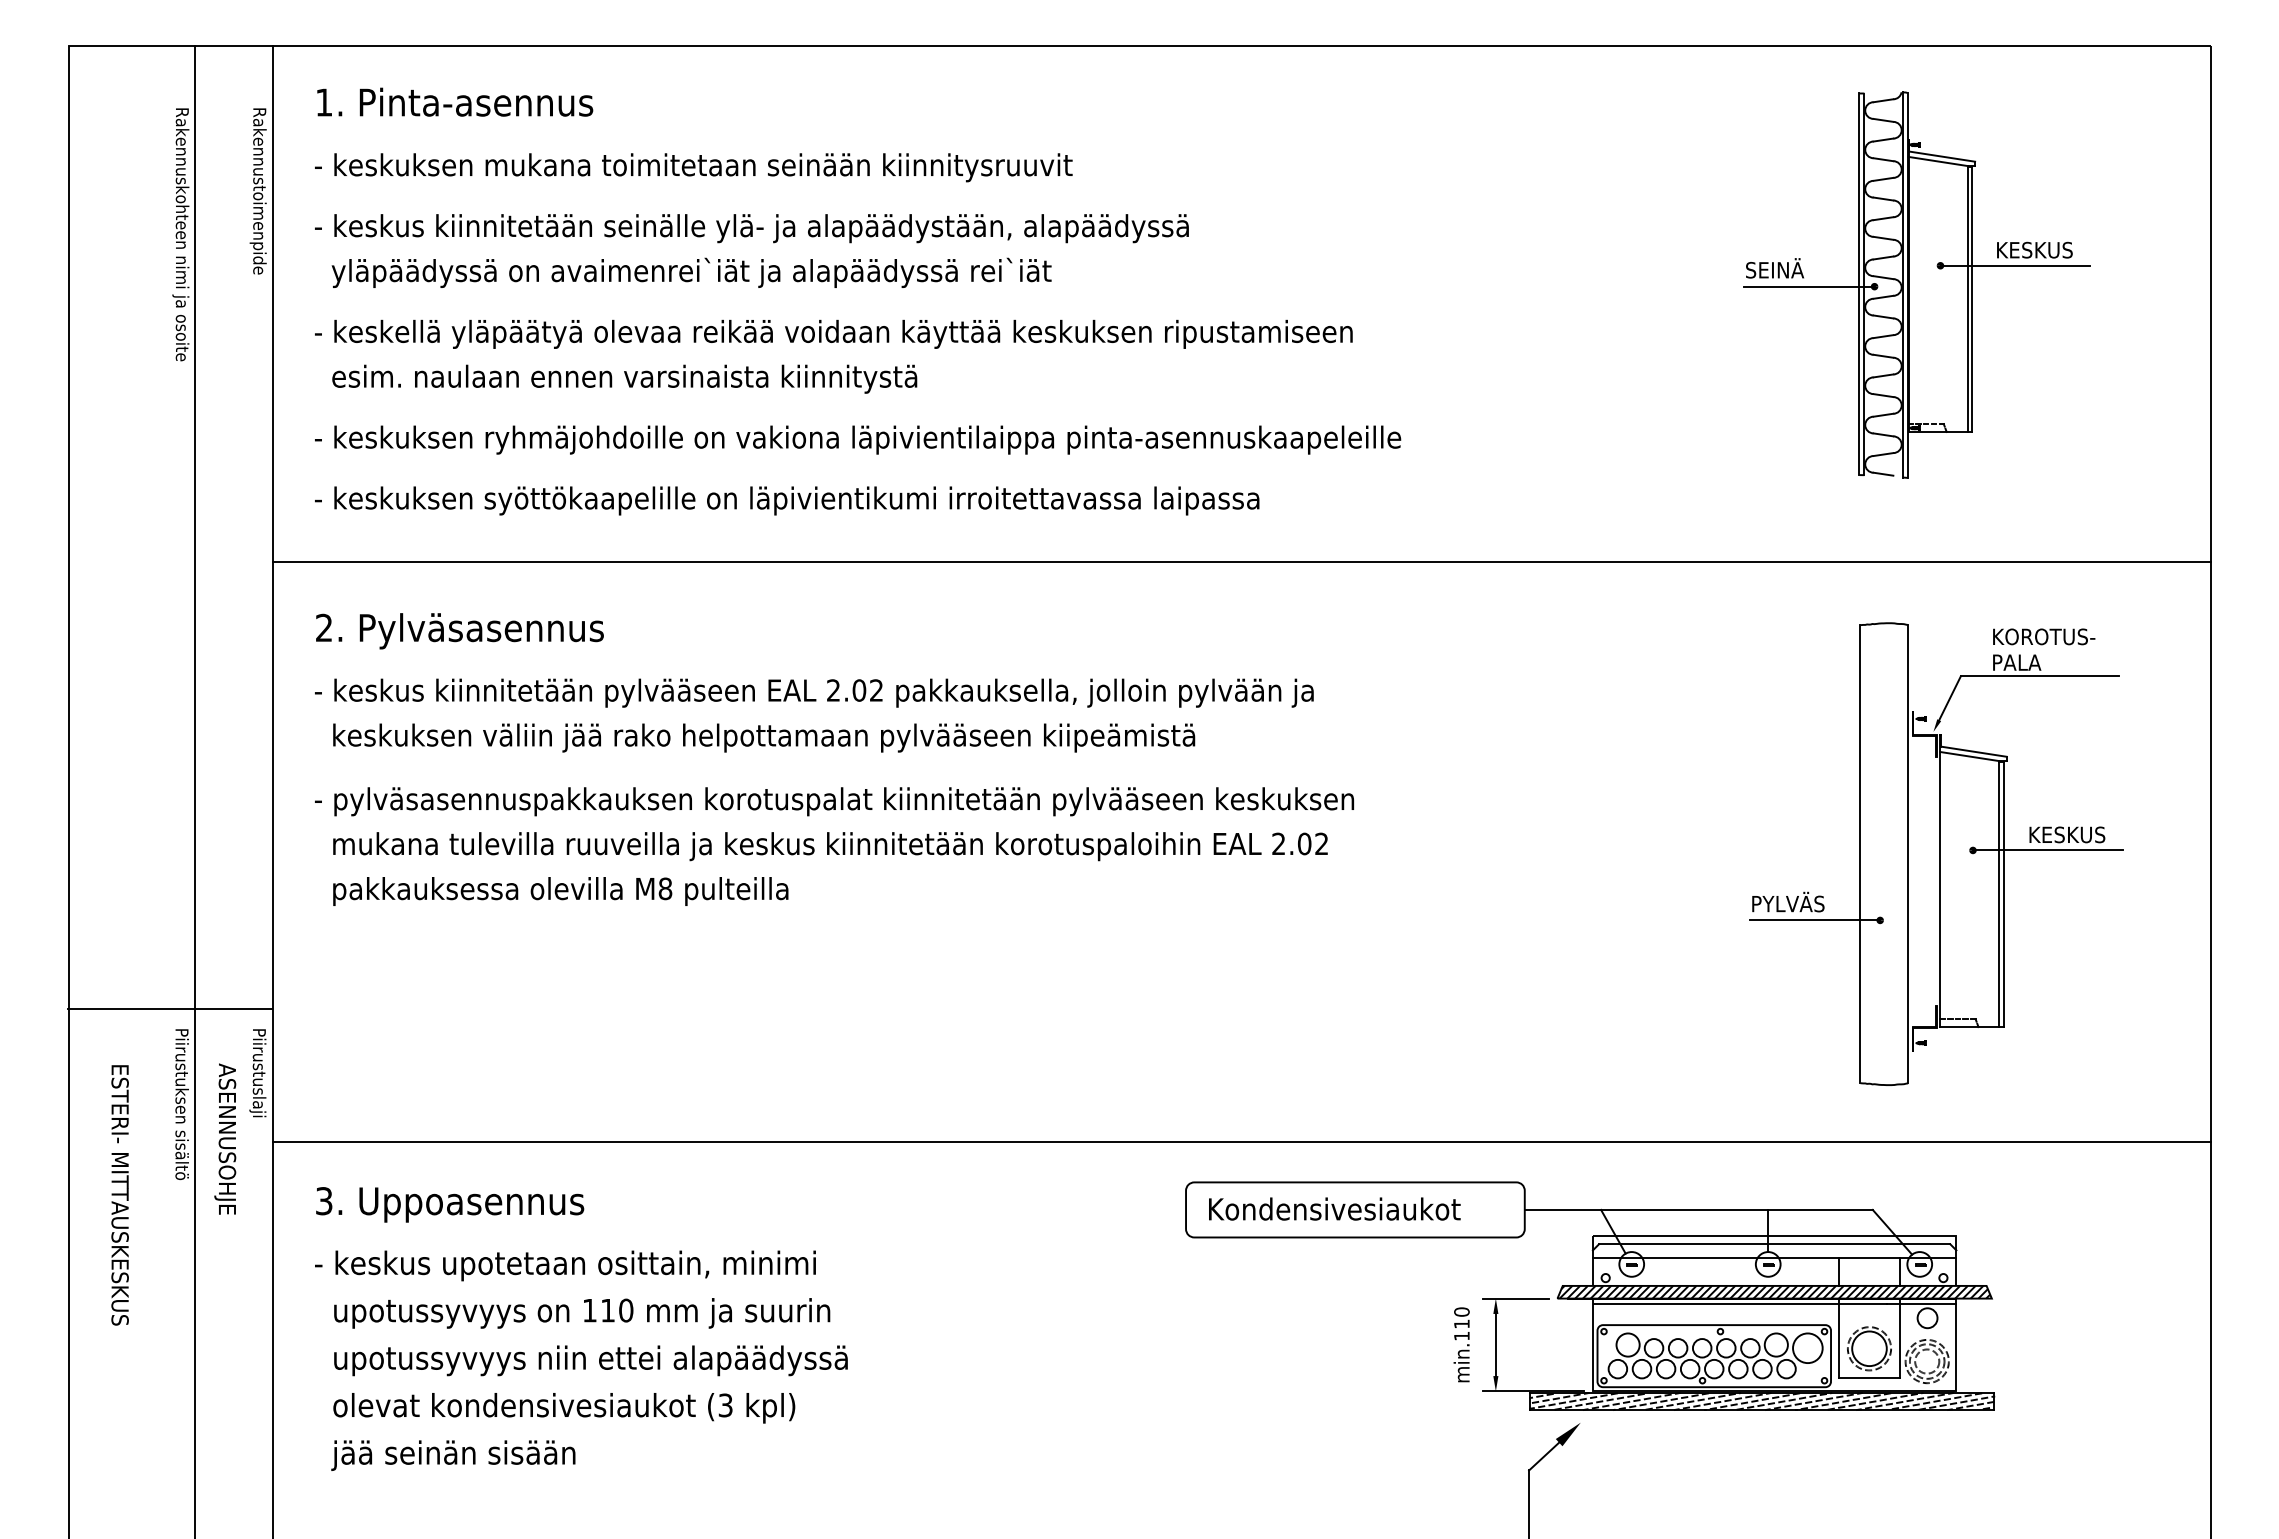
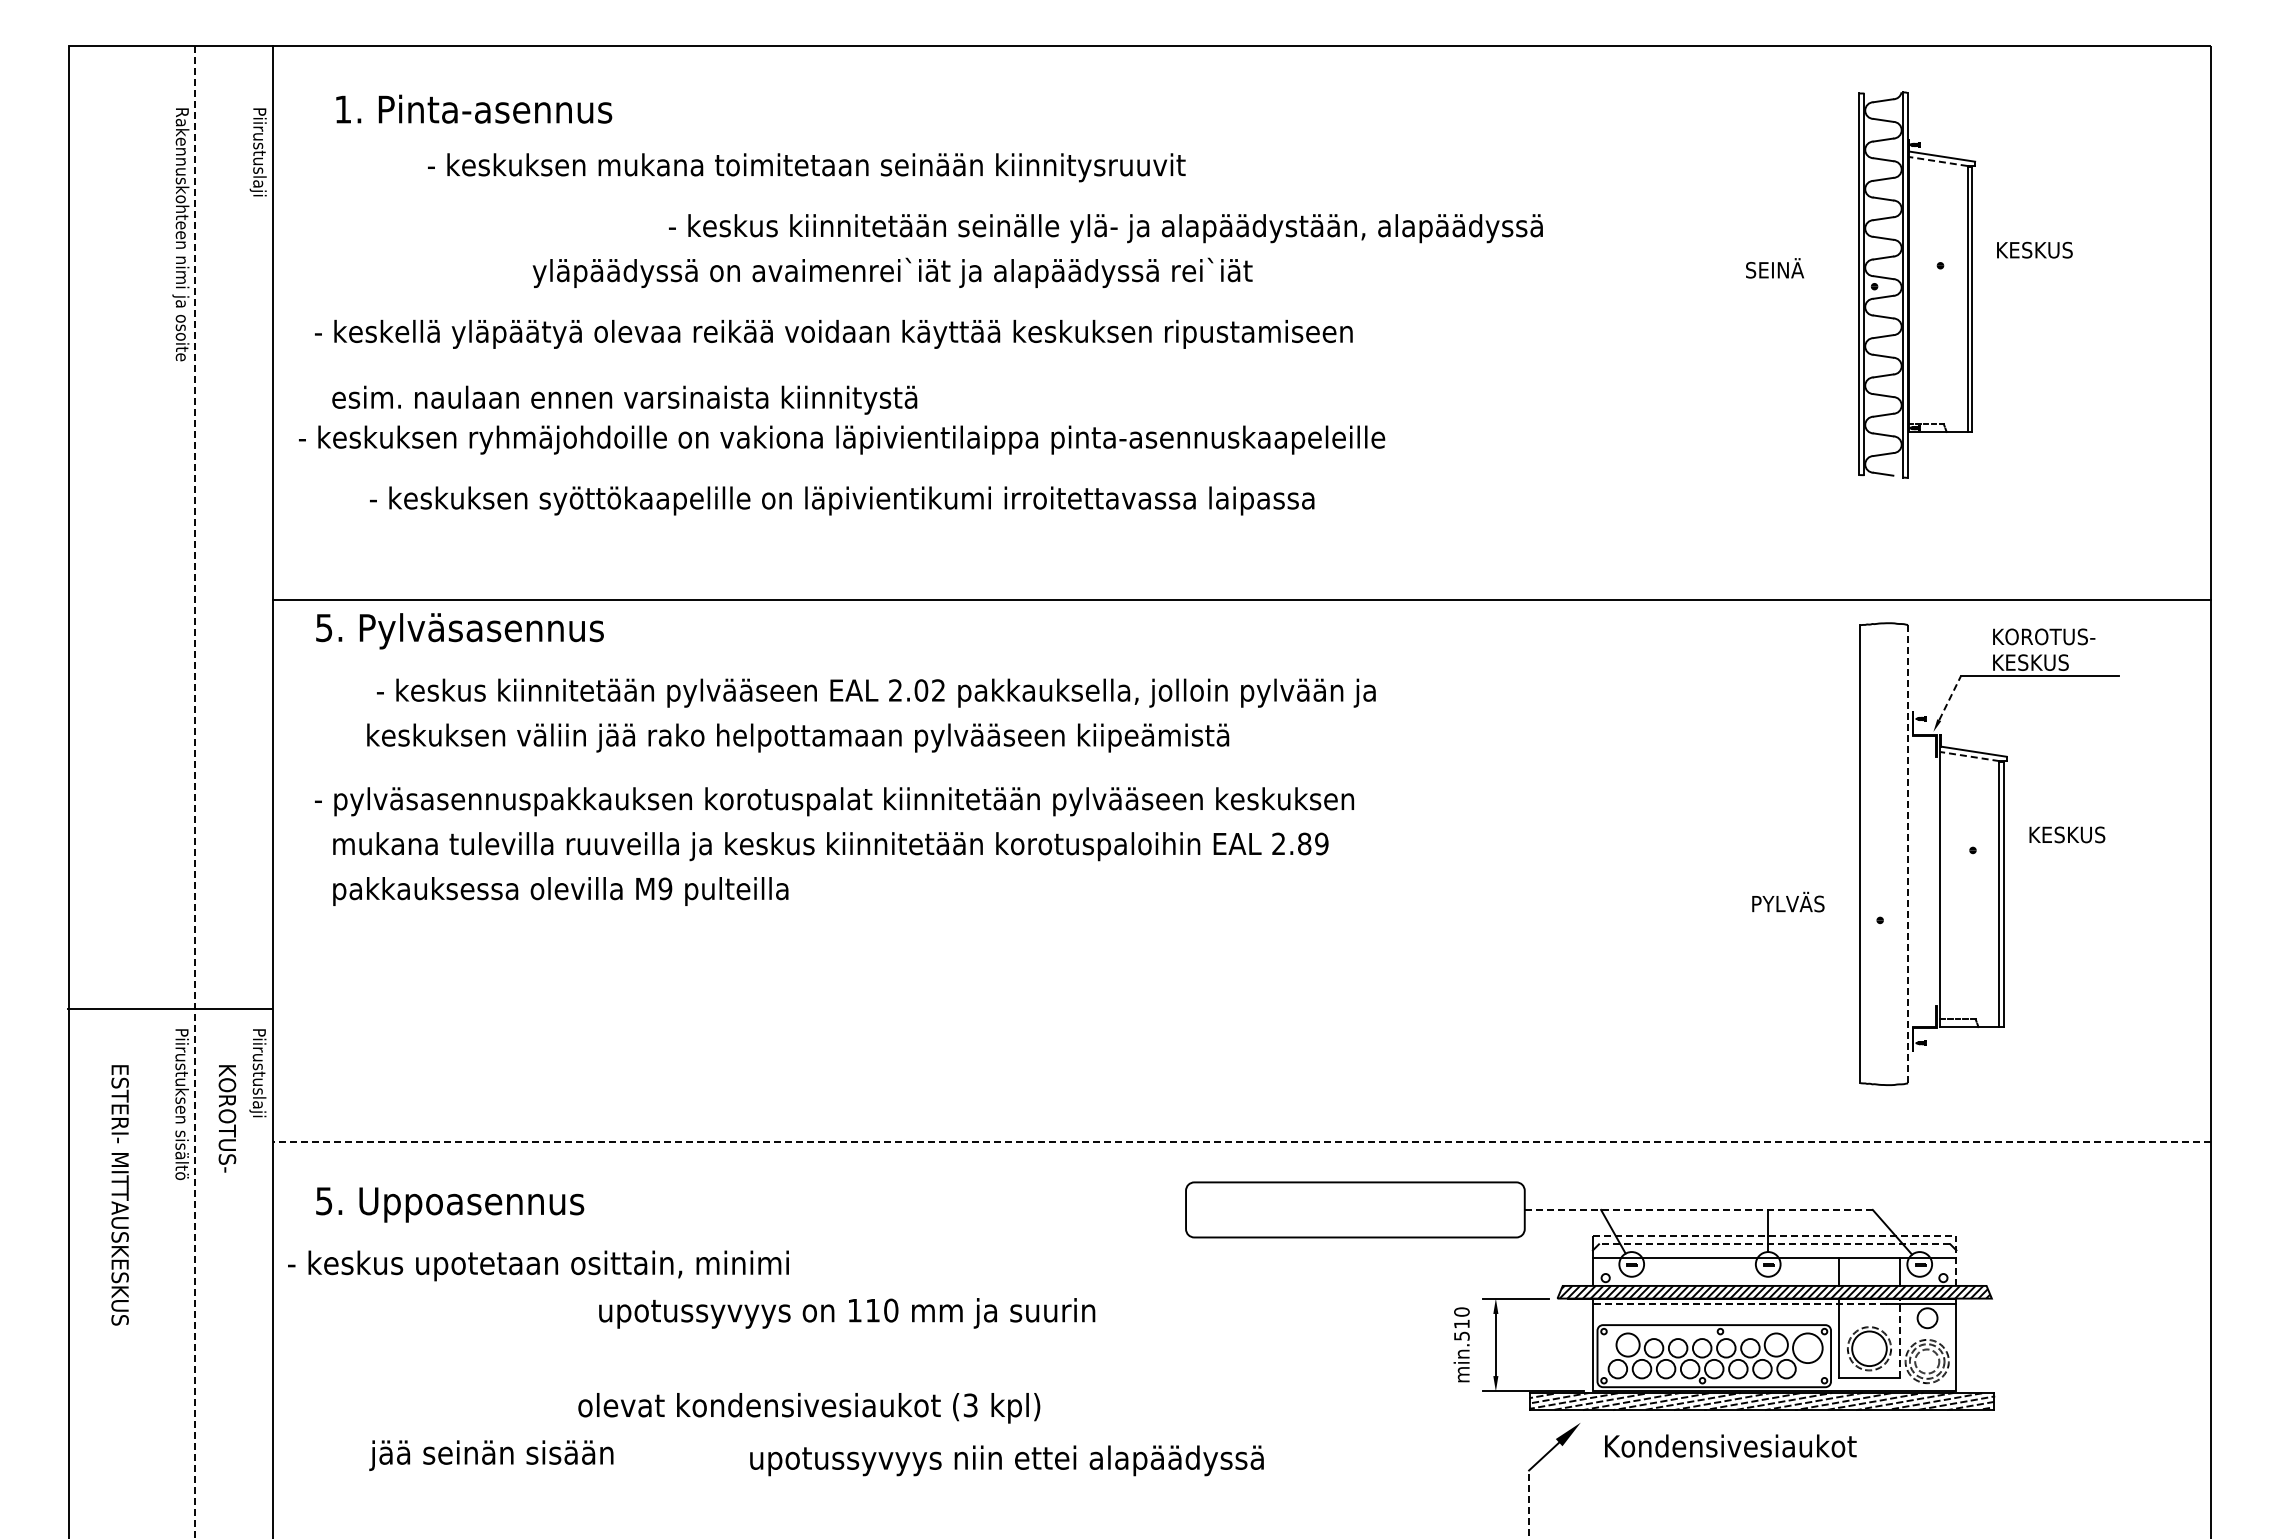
text position: (455, 101) -> (474, 108) (474, 108)
line: solid -> dashed (1938, 161)
text position: (693, 167) -> (806, 167) (806, 167)
text: Rakennustoimenpide -> Piirustuslaji (257, 192)
text position: (751, 228) -> (1105, 228) (1105, 228)
line: present -> none (2015, 265)
text position: (691, 272) -> (892, 272) (892, 272)
line: present -> none (1809, 286)
text position: (624, 378) -> (624, 399) (624, 399)
text position: (858, 439) -> (842, 439) (842, 439)
text position: (787, 500) -> (842, 500) (842, 500)
line position: (1241, 562) -> (1241, 600) (1241, 600)
text: 2. -> 5. (324, 627)
text: PALA -> KESKUS (2031, 662)
text position: (814, 692) -> (876, 692) (876, 692)
line: solid -> dashed (1950, 698)
text position: (764, 737) -> (798, 737) (798, 737)
line: solid -> dashed (1969, 756)
line: solid -> dashed (195, 792)
text: 2.02 -> 2.89 (1313, 843)
line: present -> none (2047, 850)
line: solid -> dashed (1908, 854)
text: M8 -> M9 (665, 888)
line: present -> none (1814, 920)
text: ASENNUSOHJE -> KOROTUS- (225, 1138)
line: solid -> dashed (1241, 1141)
text: 3. -> 5. (324, 1200)
text position: (1334, 1208) -> (1730, 1445) (1730, 1445)
line: solid -> dashed (1699, 1209)
line: solid -> dashed (1800, 1235)
line: solid -> dashed (1774, 1244)
text position: (565, 1265) -> (538, 1265) (538, 1265)
line: solid -> dashed (1740, 1304)
text position: (582, 1313) -> (847, 1313) (847, 1313)
text: min.110 -> min.510 (1461, 1335)
line: solid -> dashed (1899, 1338)
text position: (590, 1360) -> (1006, 1460) (1006, 1460)
text position: (564, 1408) -> (809, 1408) (809, 1408)
text position: (453, 1455) -> (491, 1455) (491, 1455)
line: solid -> dashed (1529, 1504)
